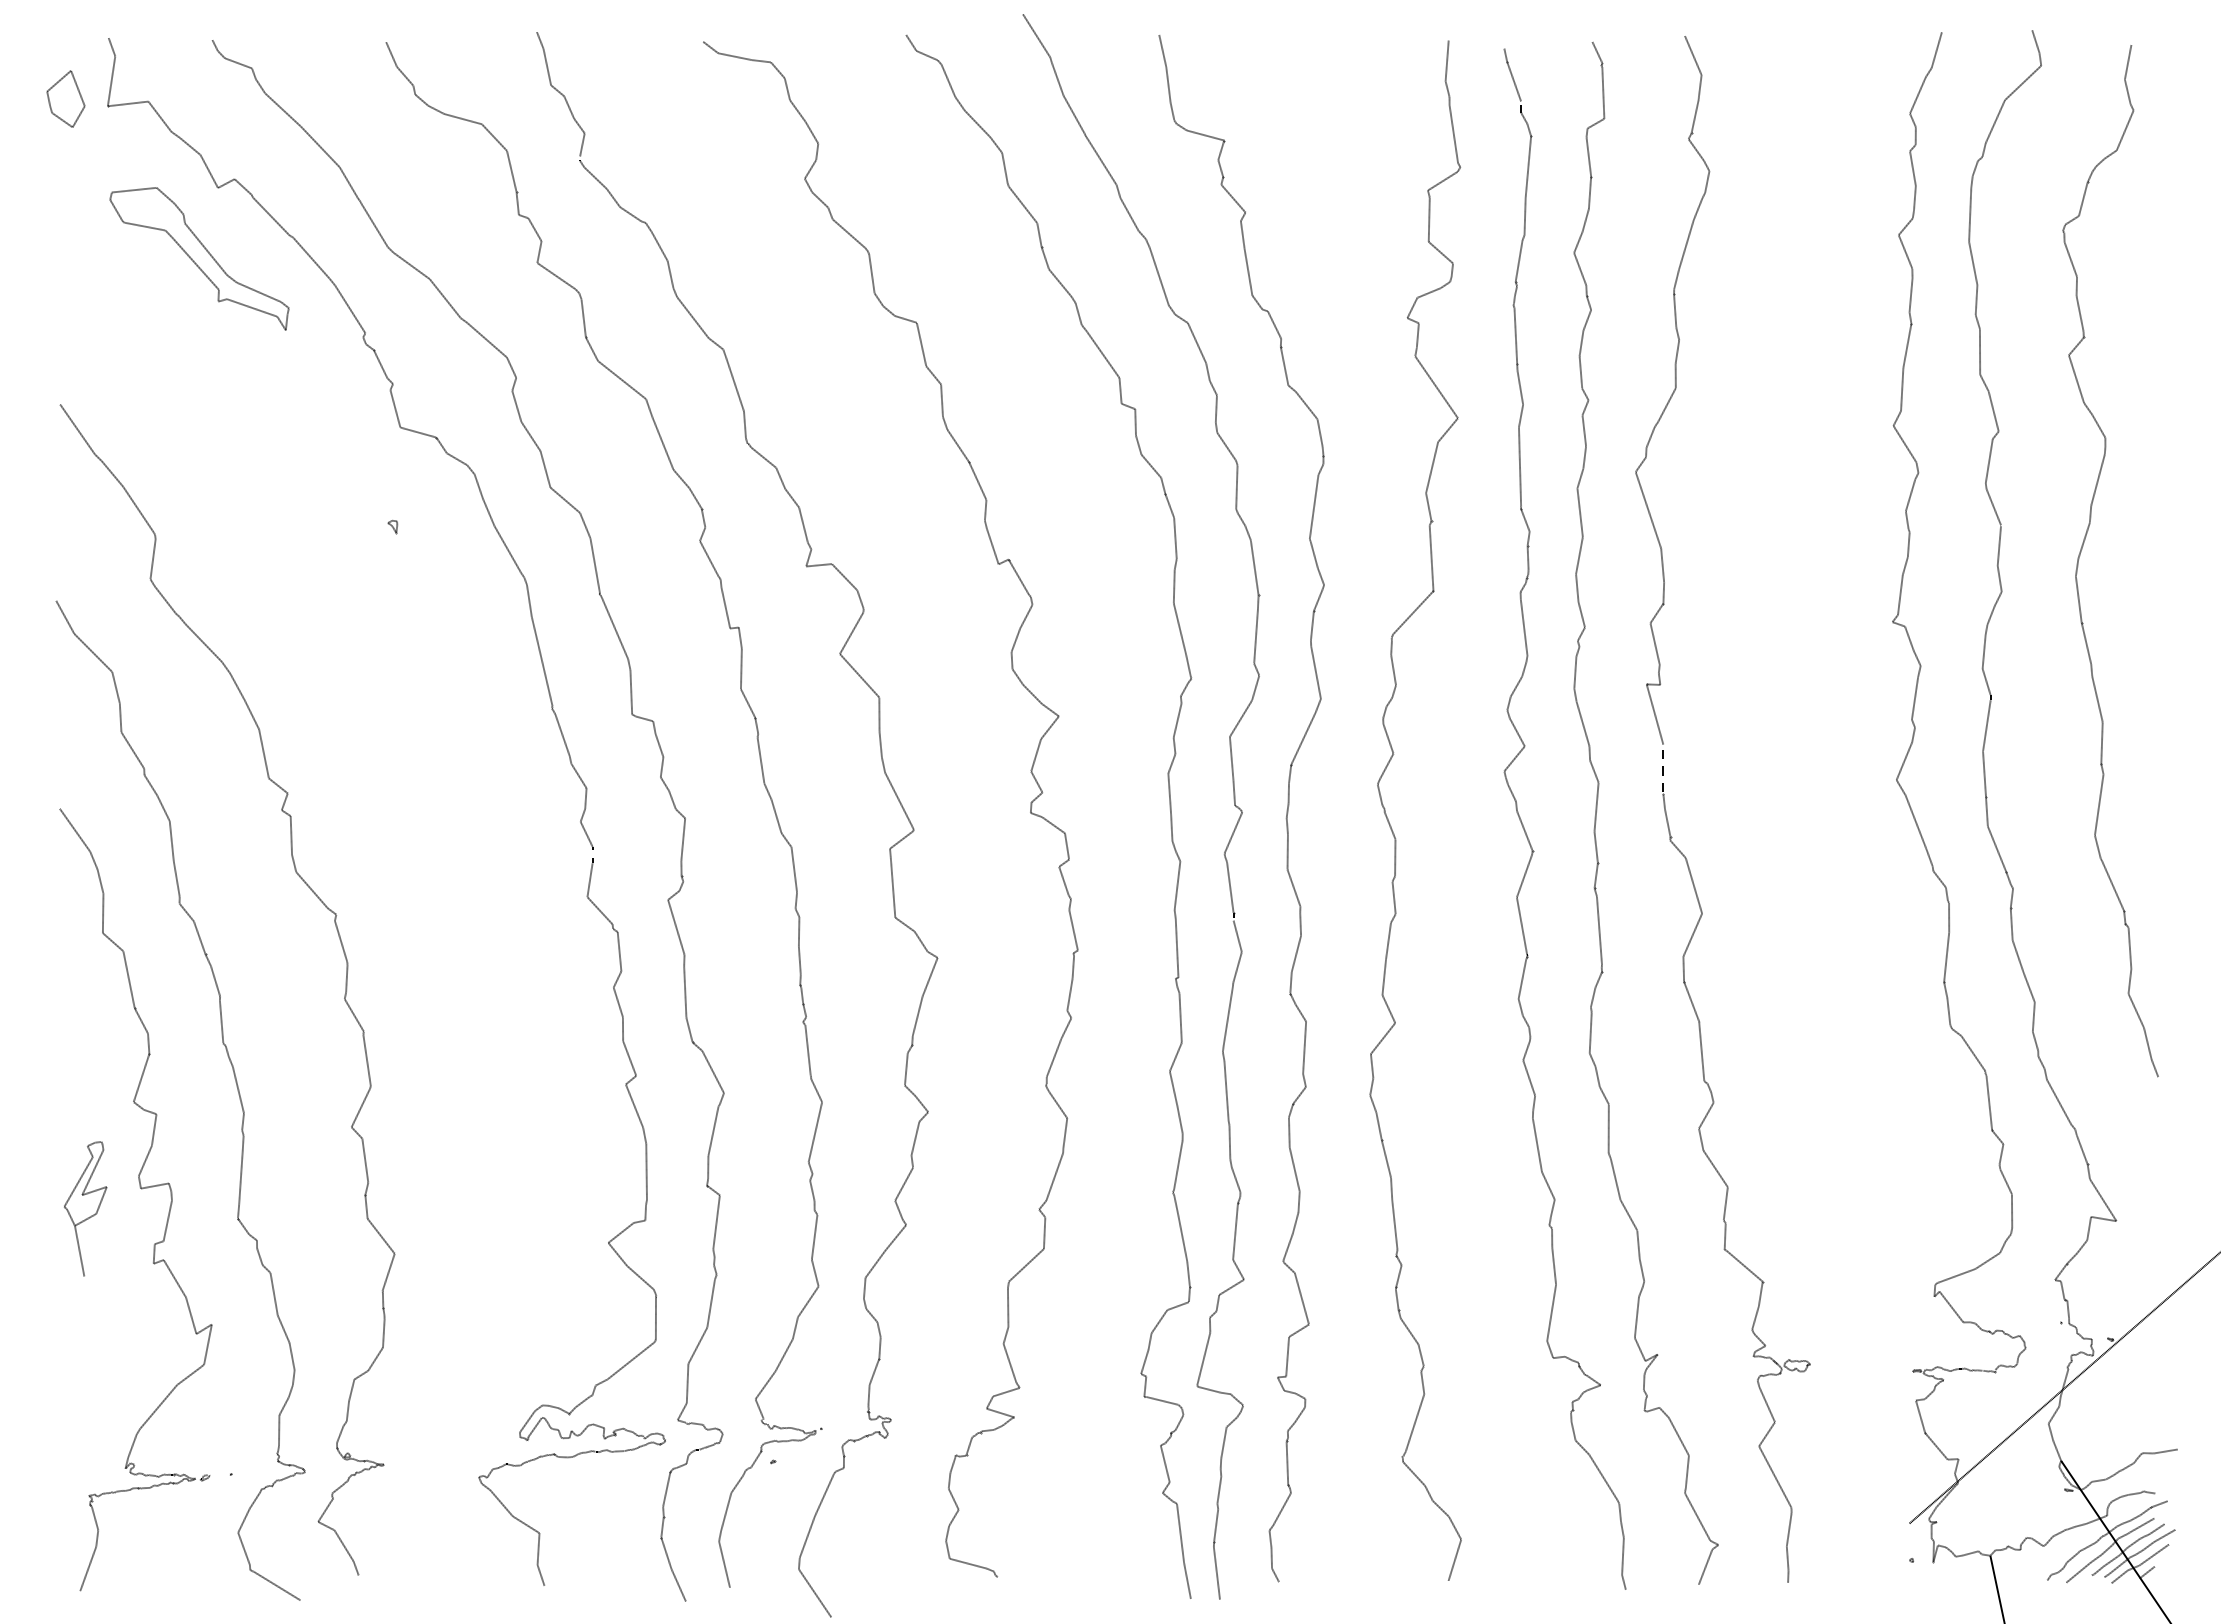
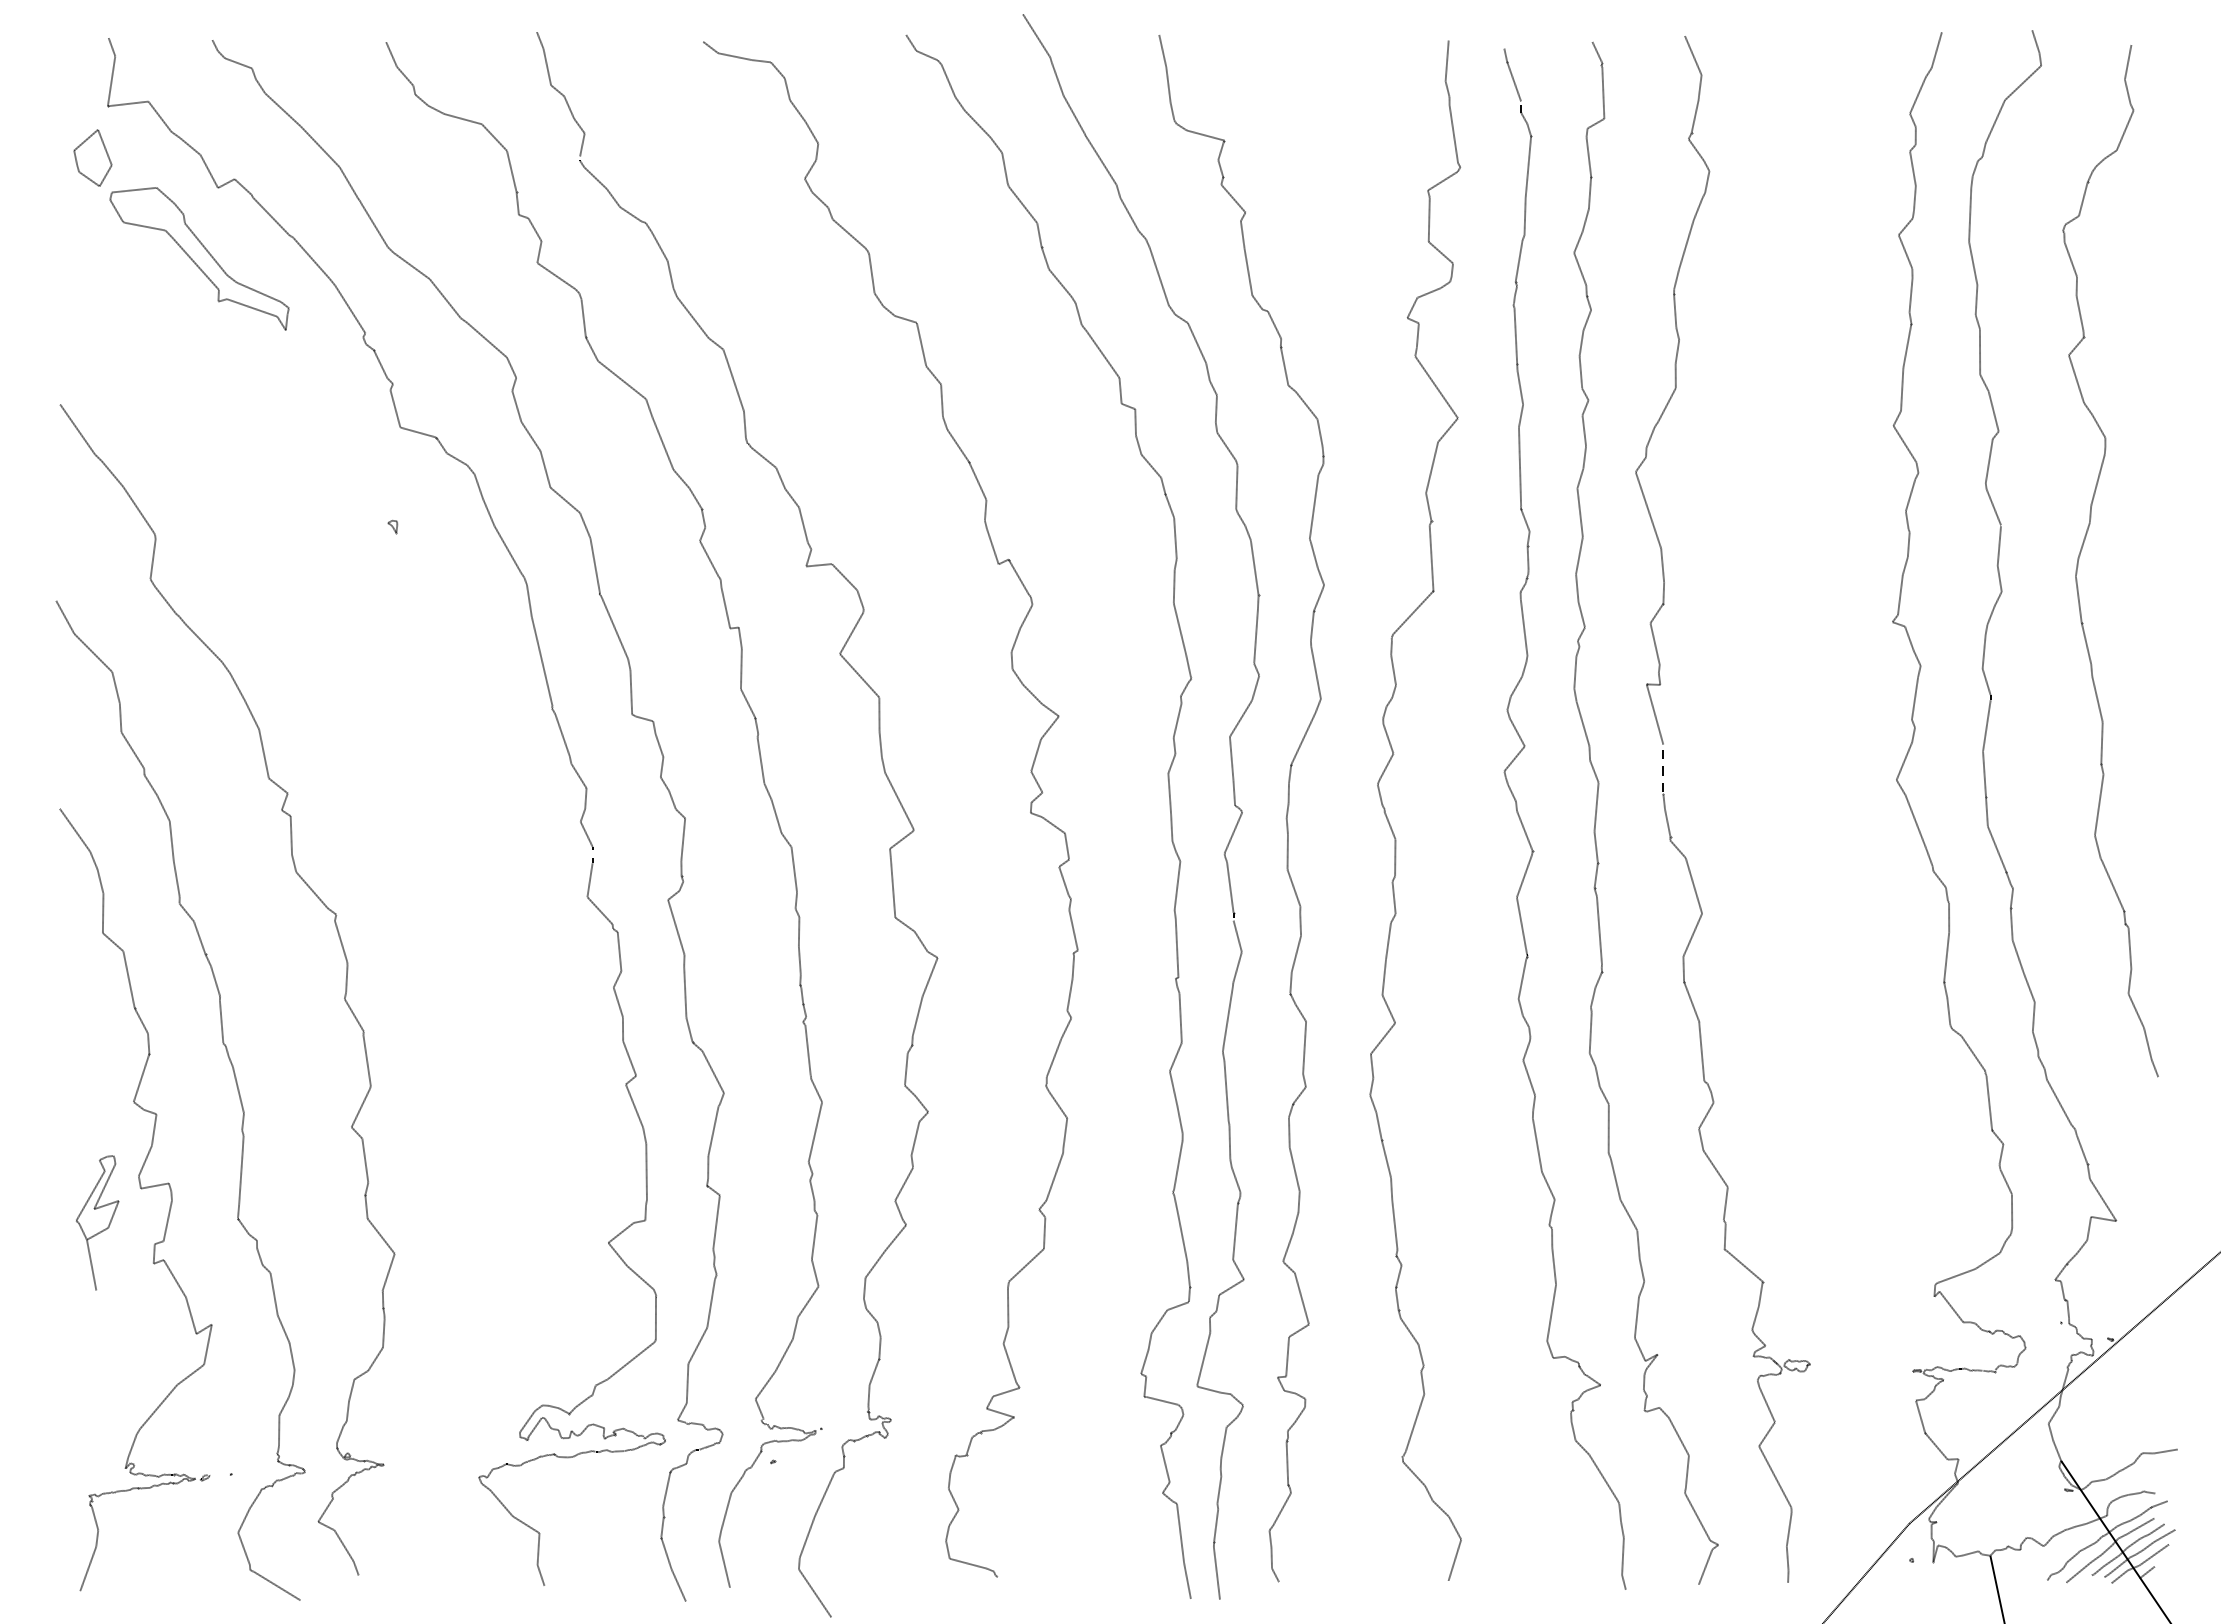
part position: (65, 98) -> (92, 157) (92, 157)
curve position: (89, 1216) -> (101, 1230) (101, 1230)
line: none -> present (1867, 1571)
